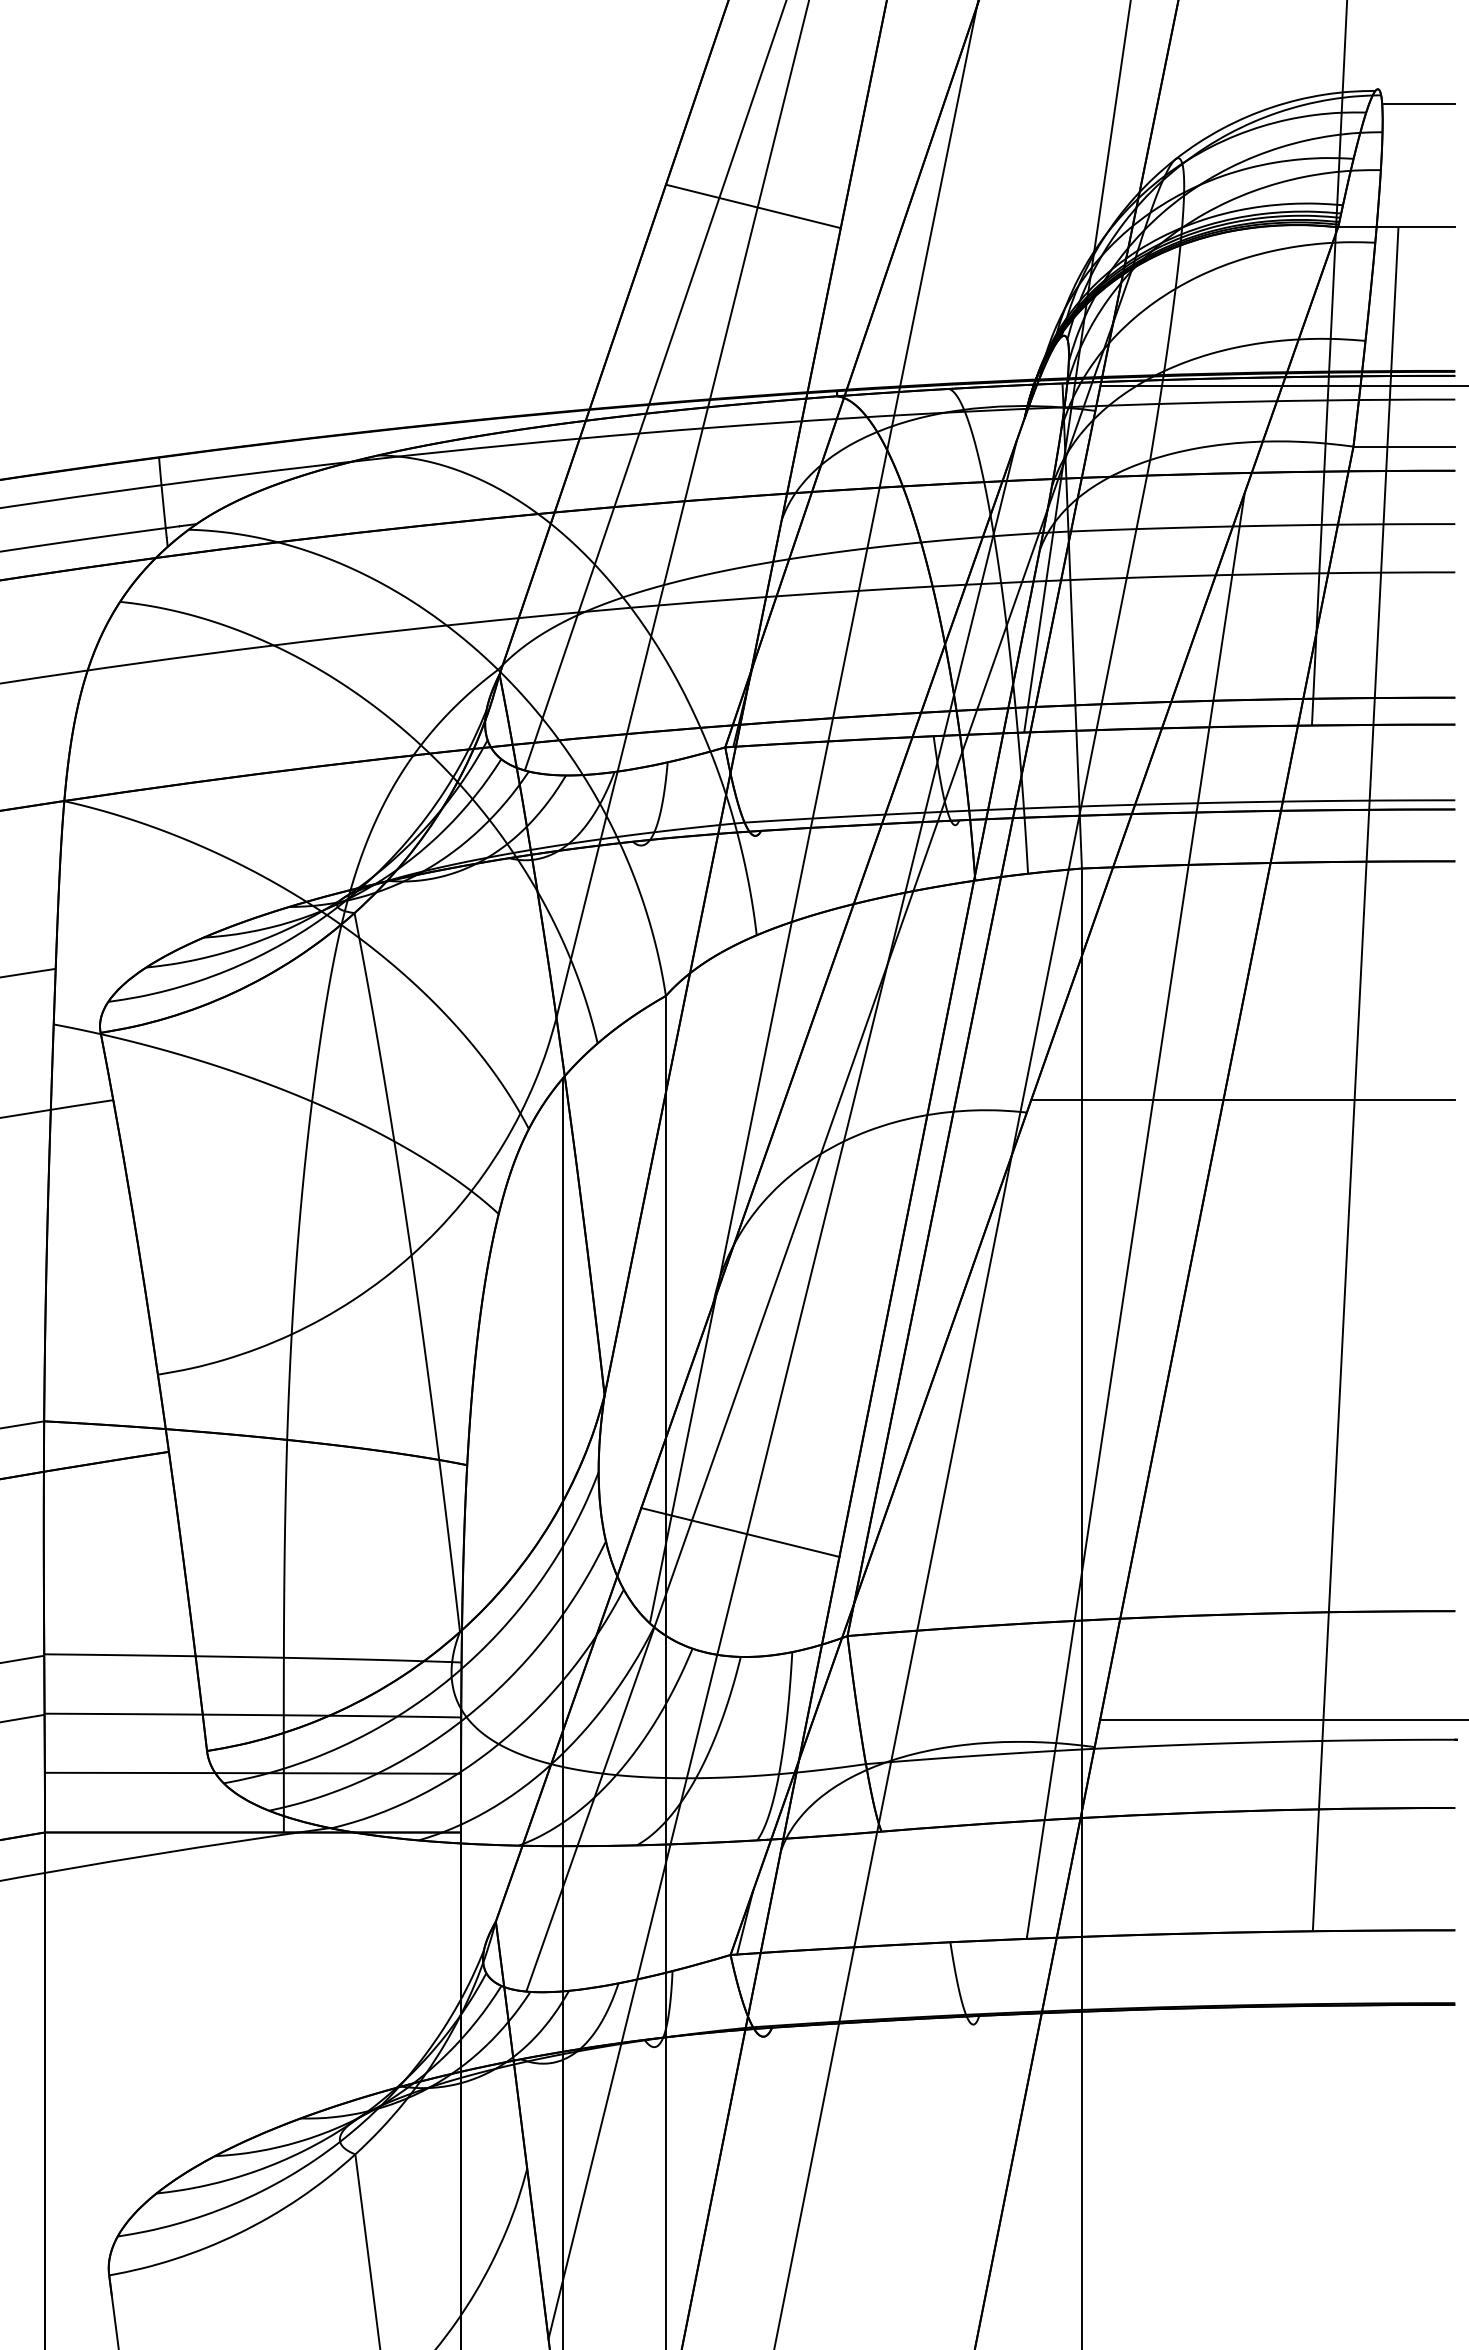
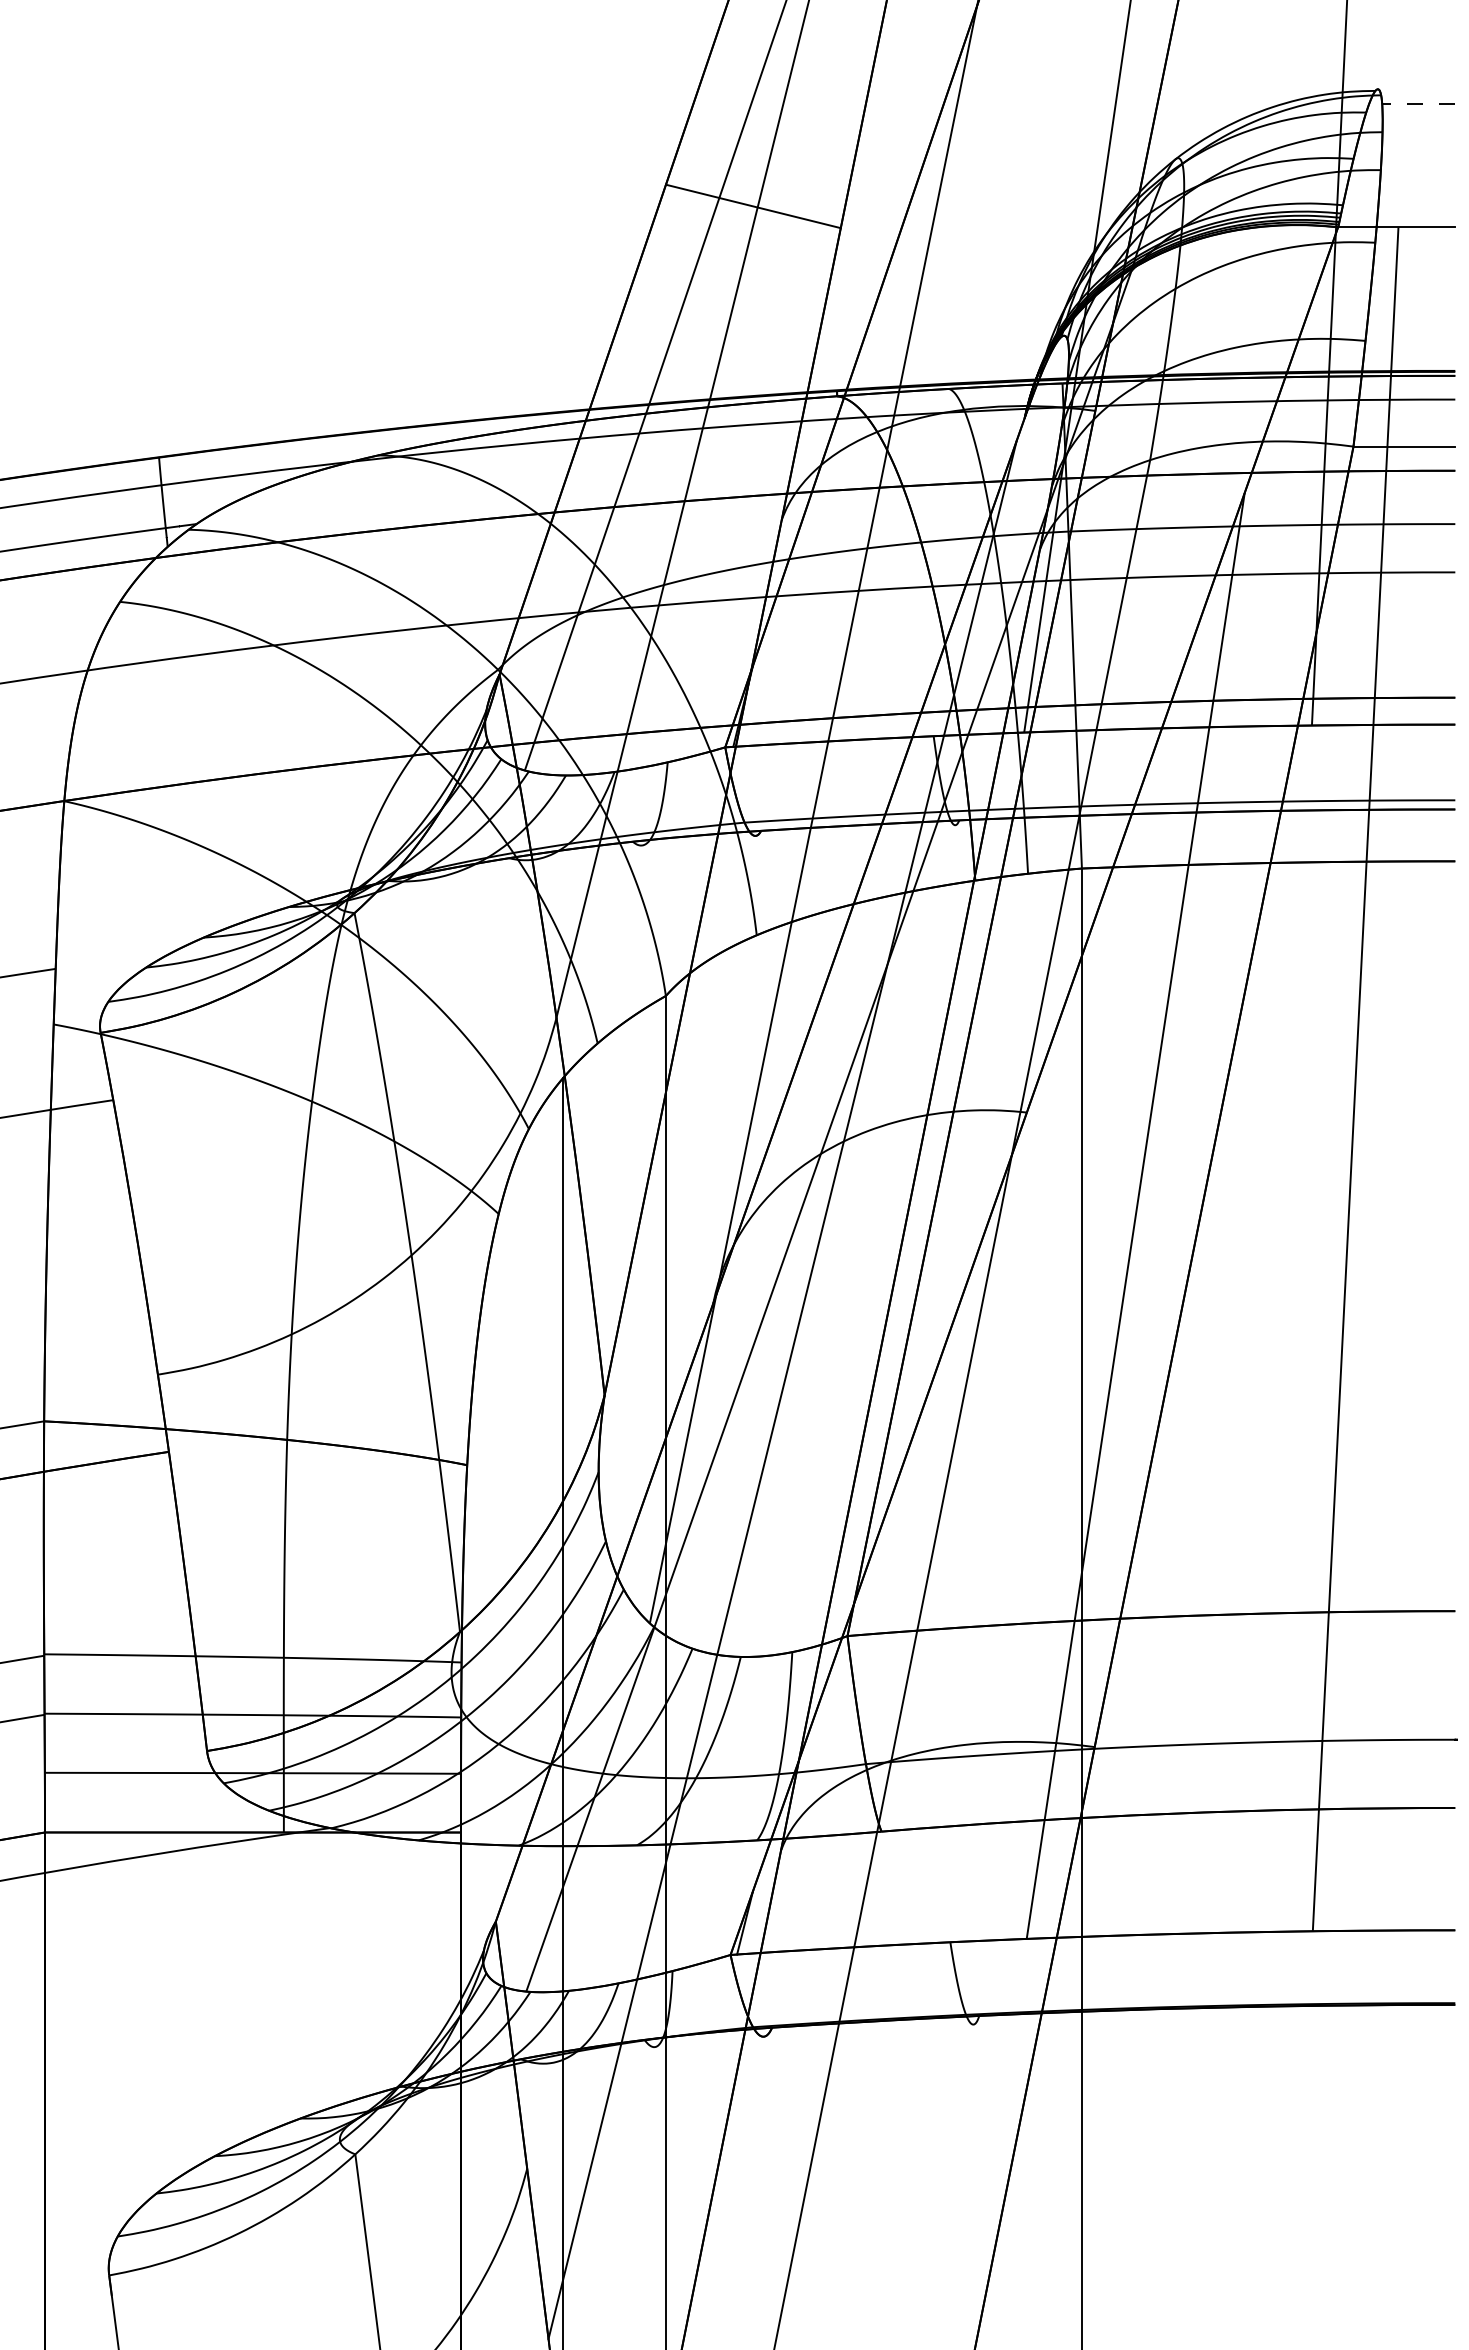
line: solid -> dashed (1418, 104)
line: present -> none (1282, 385)
line: present -> none (1243, 1100)
line: present -> none (740, 1532)
line: present -> none (1282, 1720)
